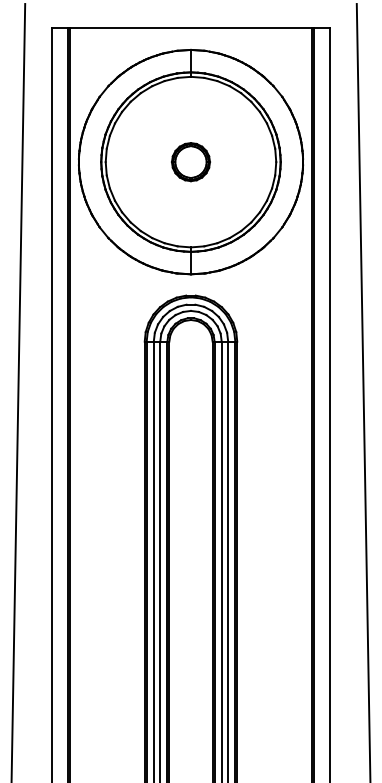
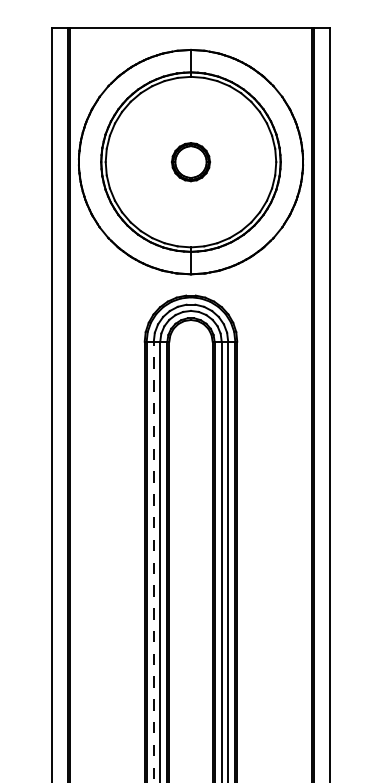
line: present -> none (18, 391)
line: present -> none (363, 391)
line: solid -> dashed (153, 561)
